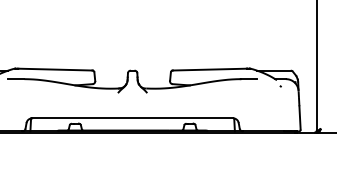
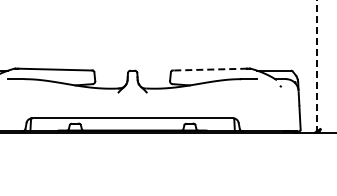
line: solid -> dashed (316, 66)
line: solid -> dashed (209, 69)
